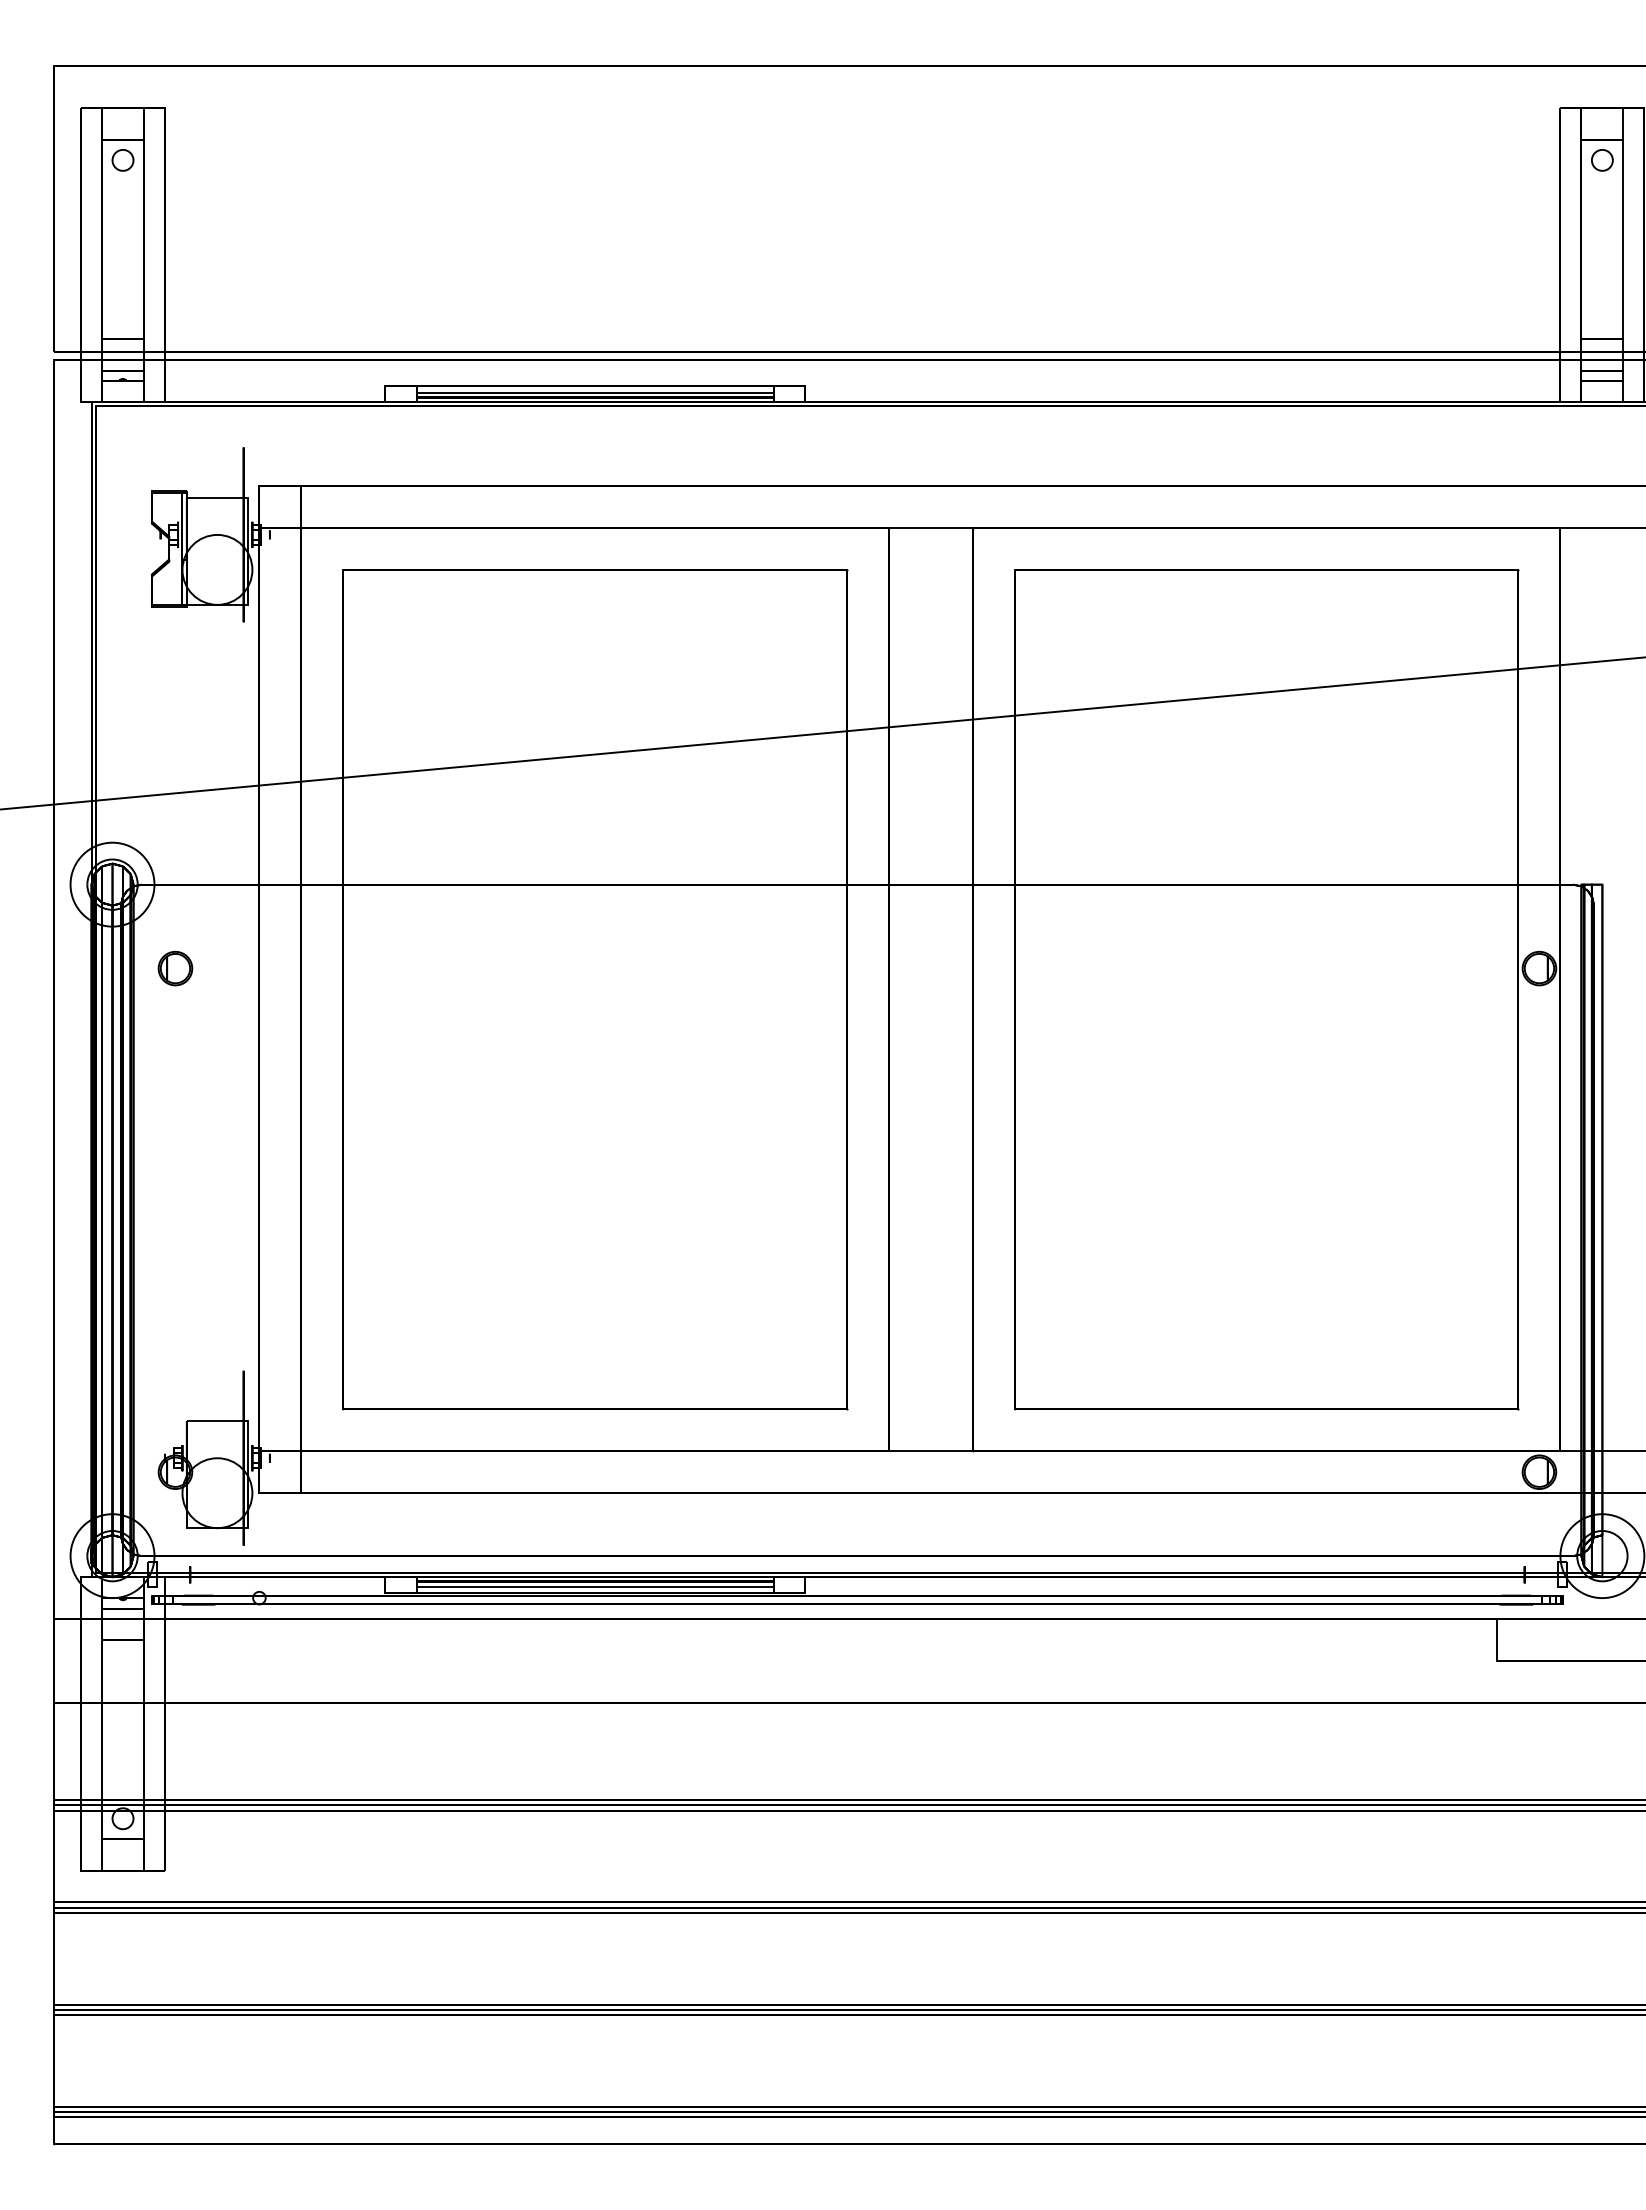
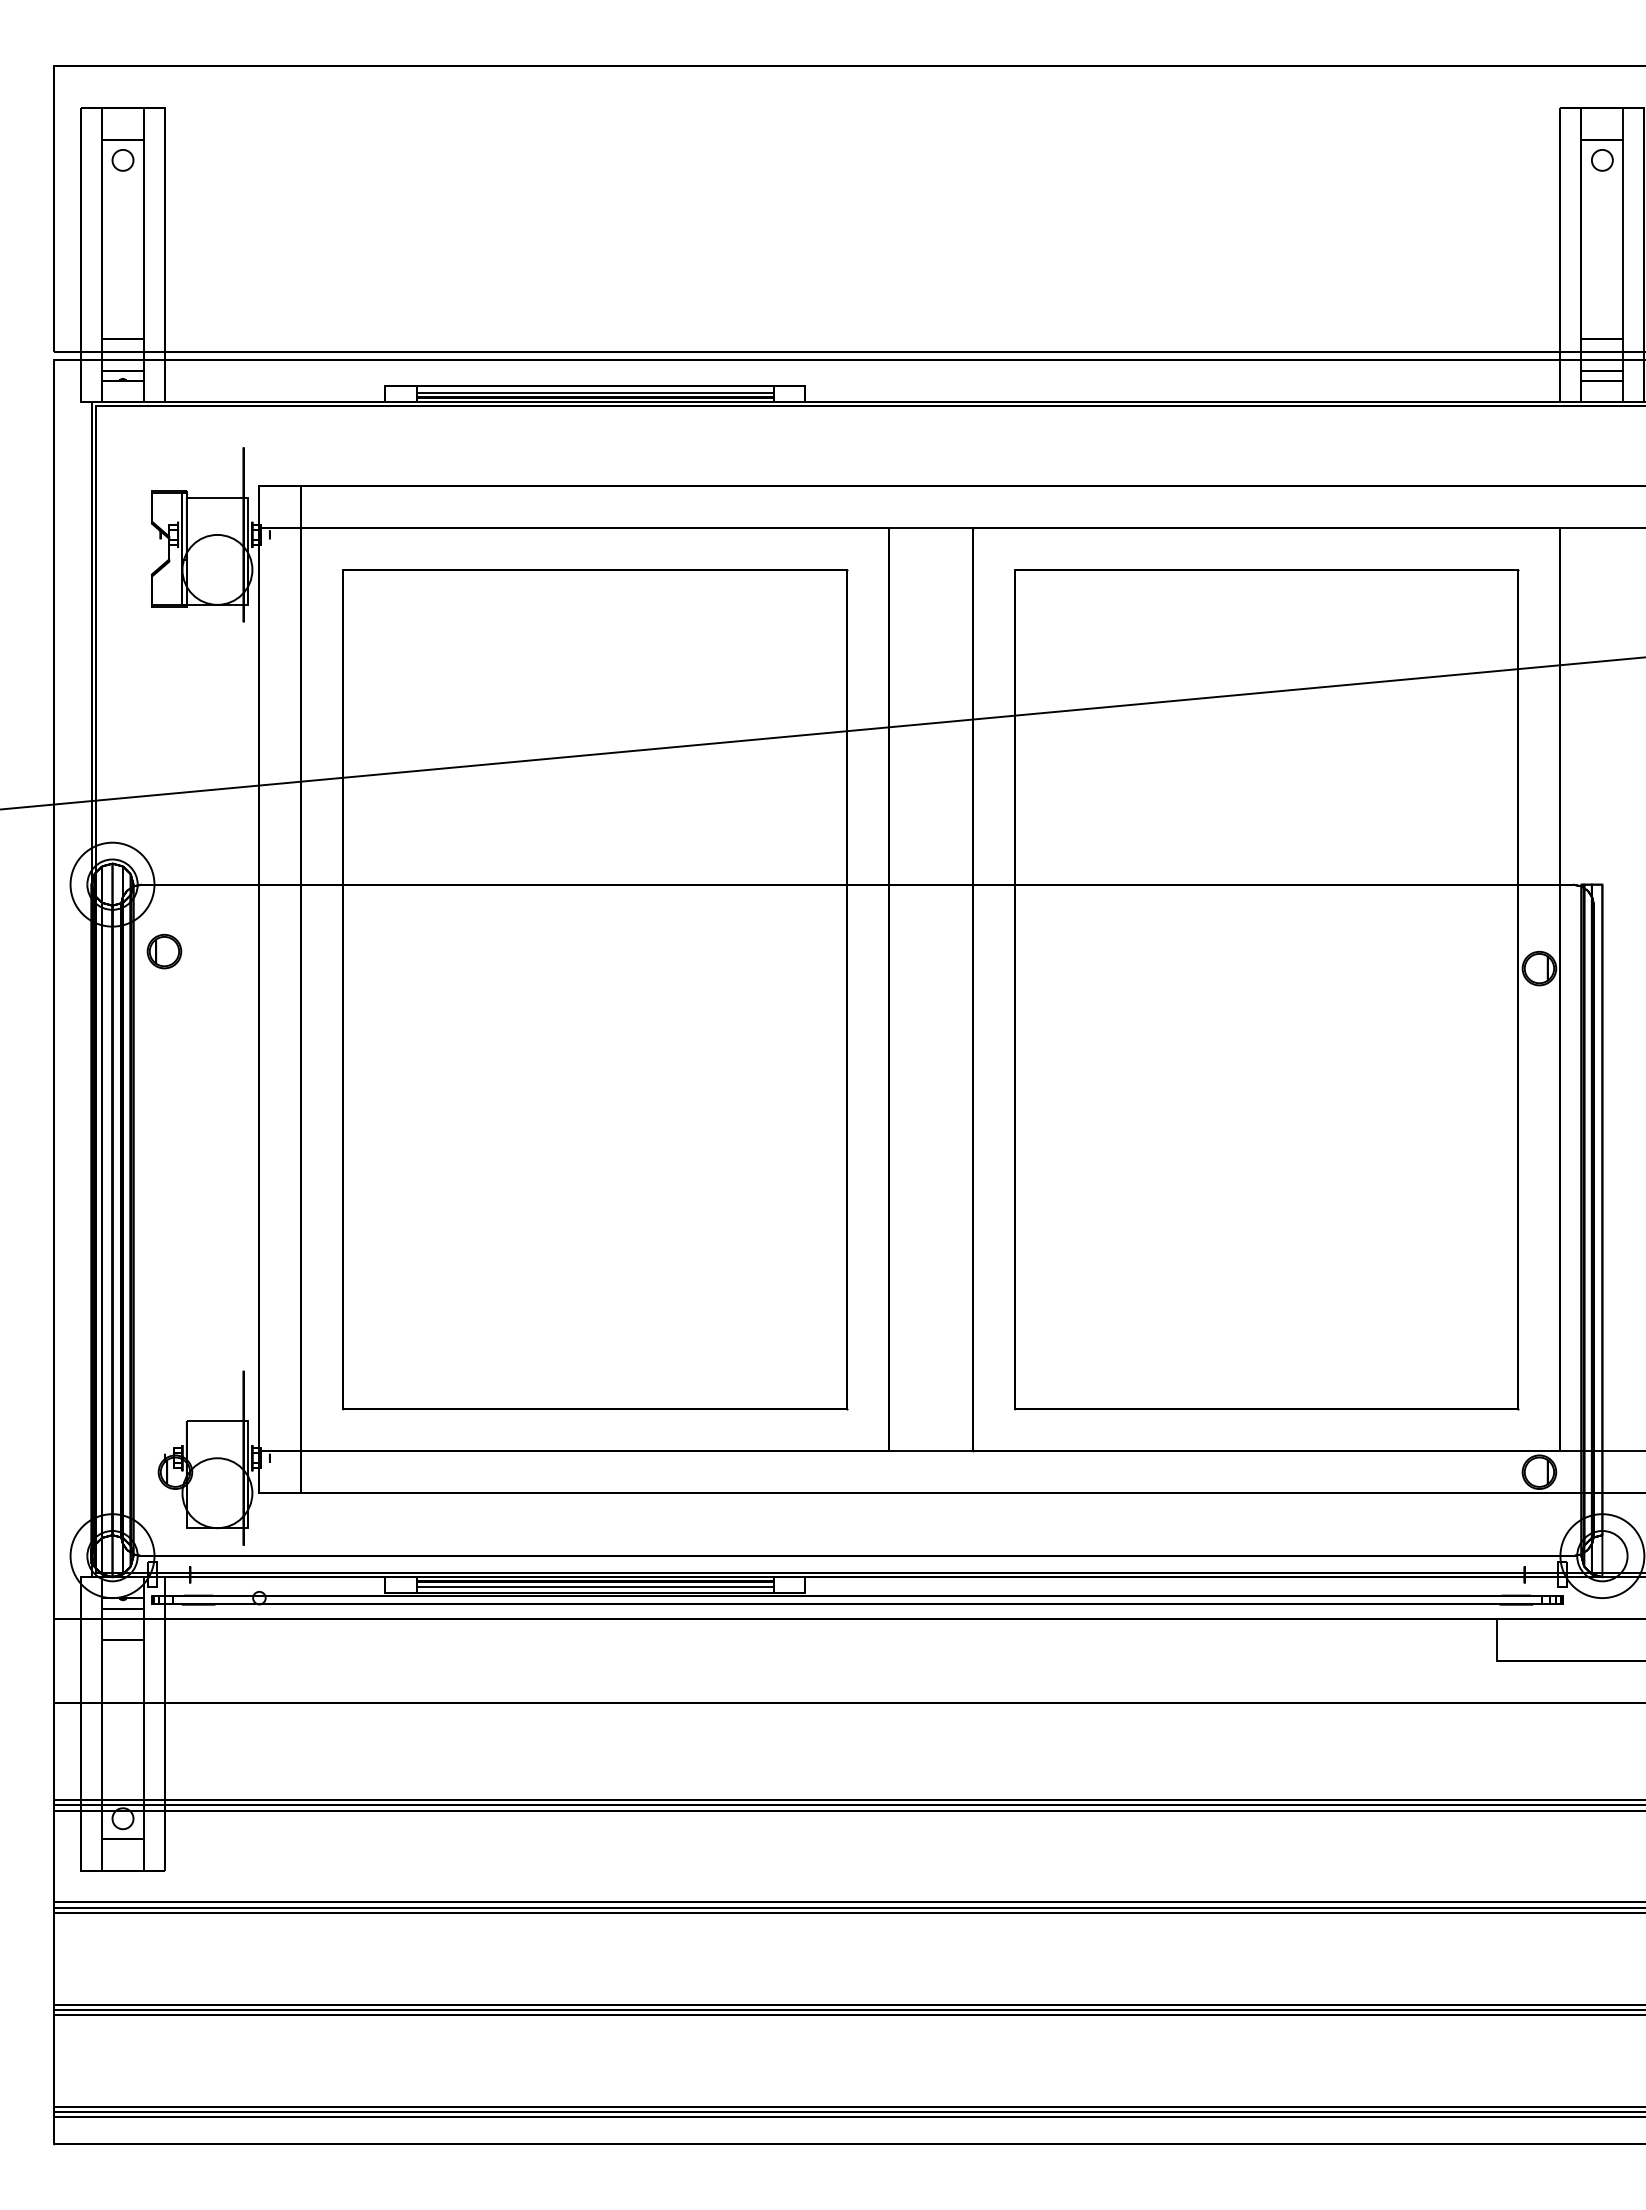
part position: (175, 968) -> (164, 951) (164, 951)
